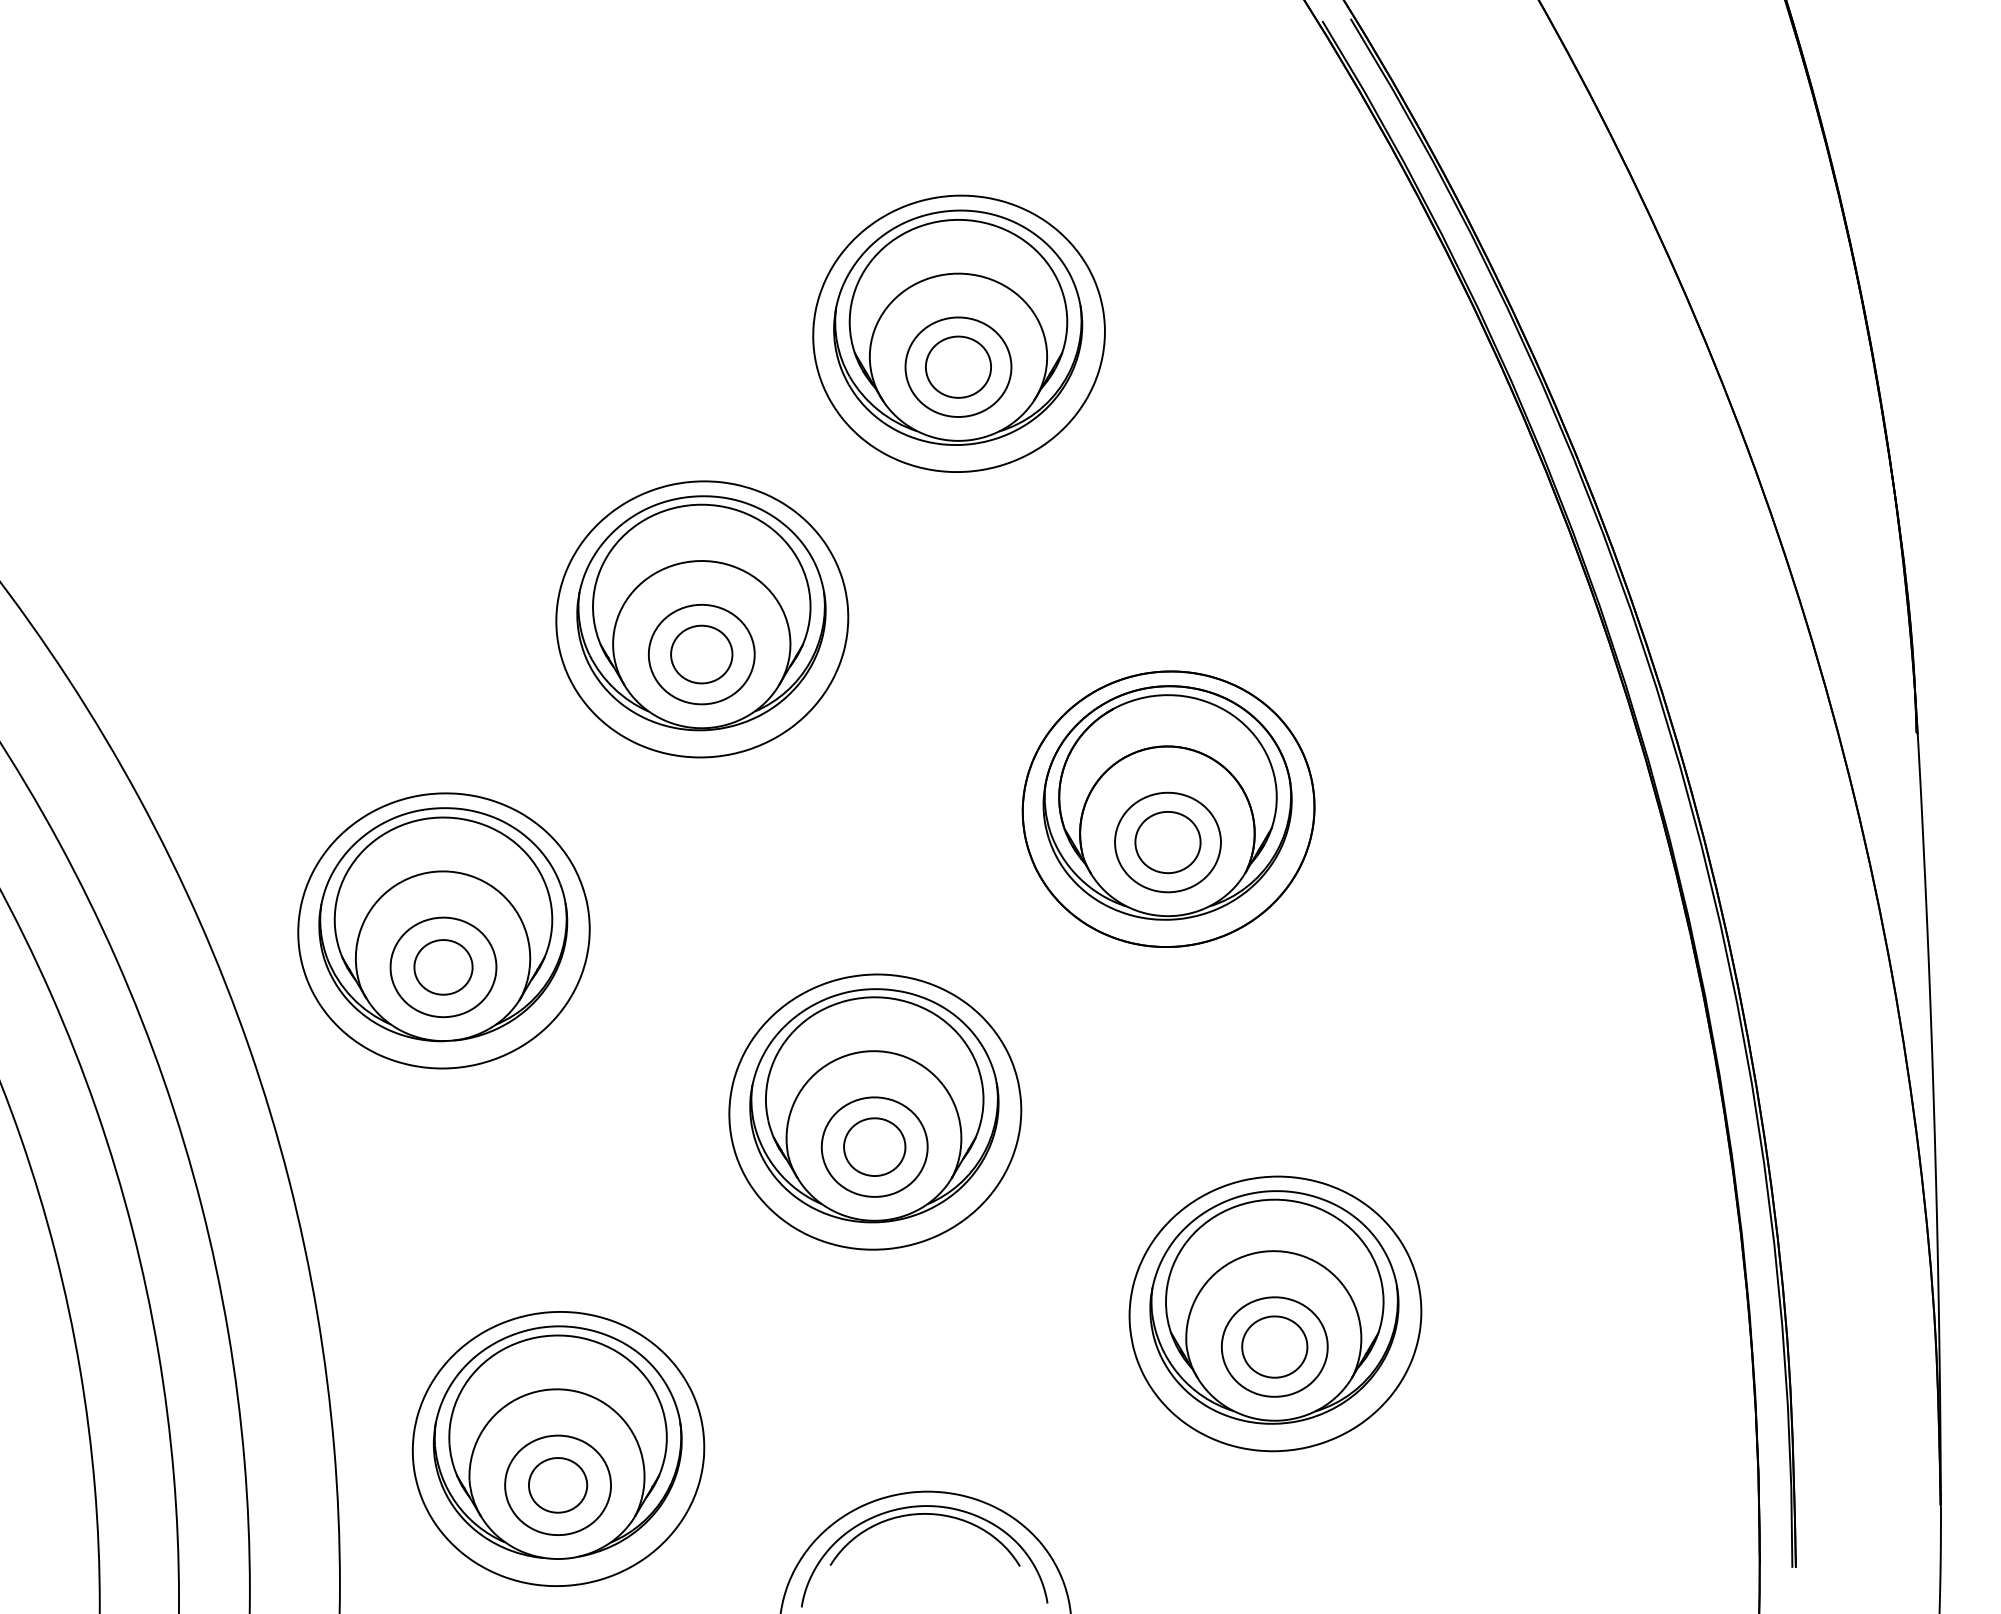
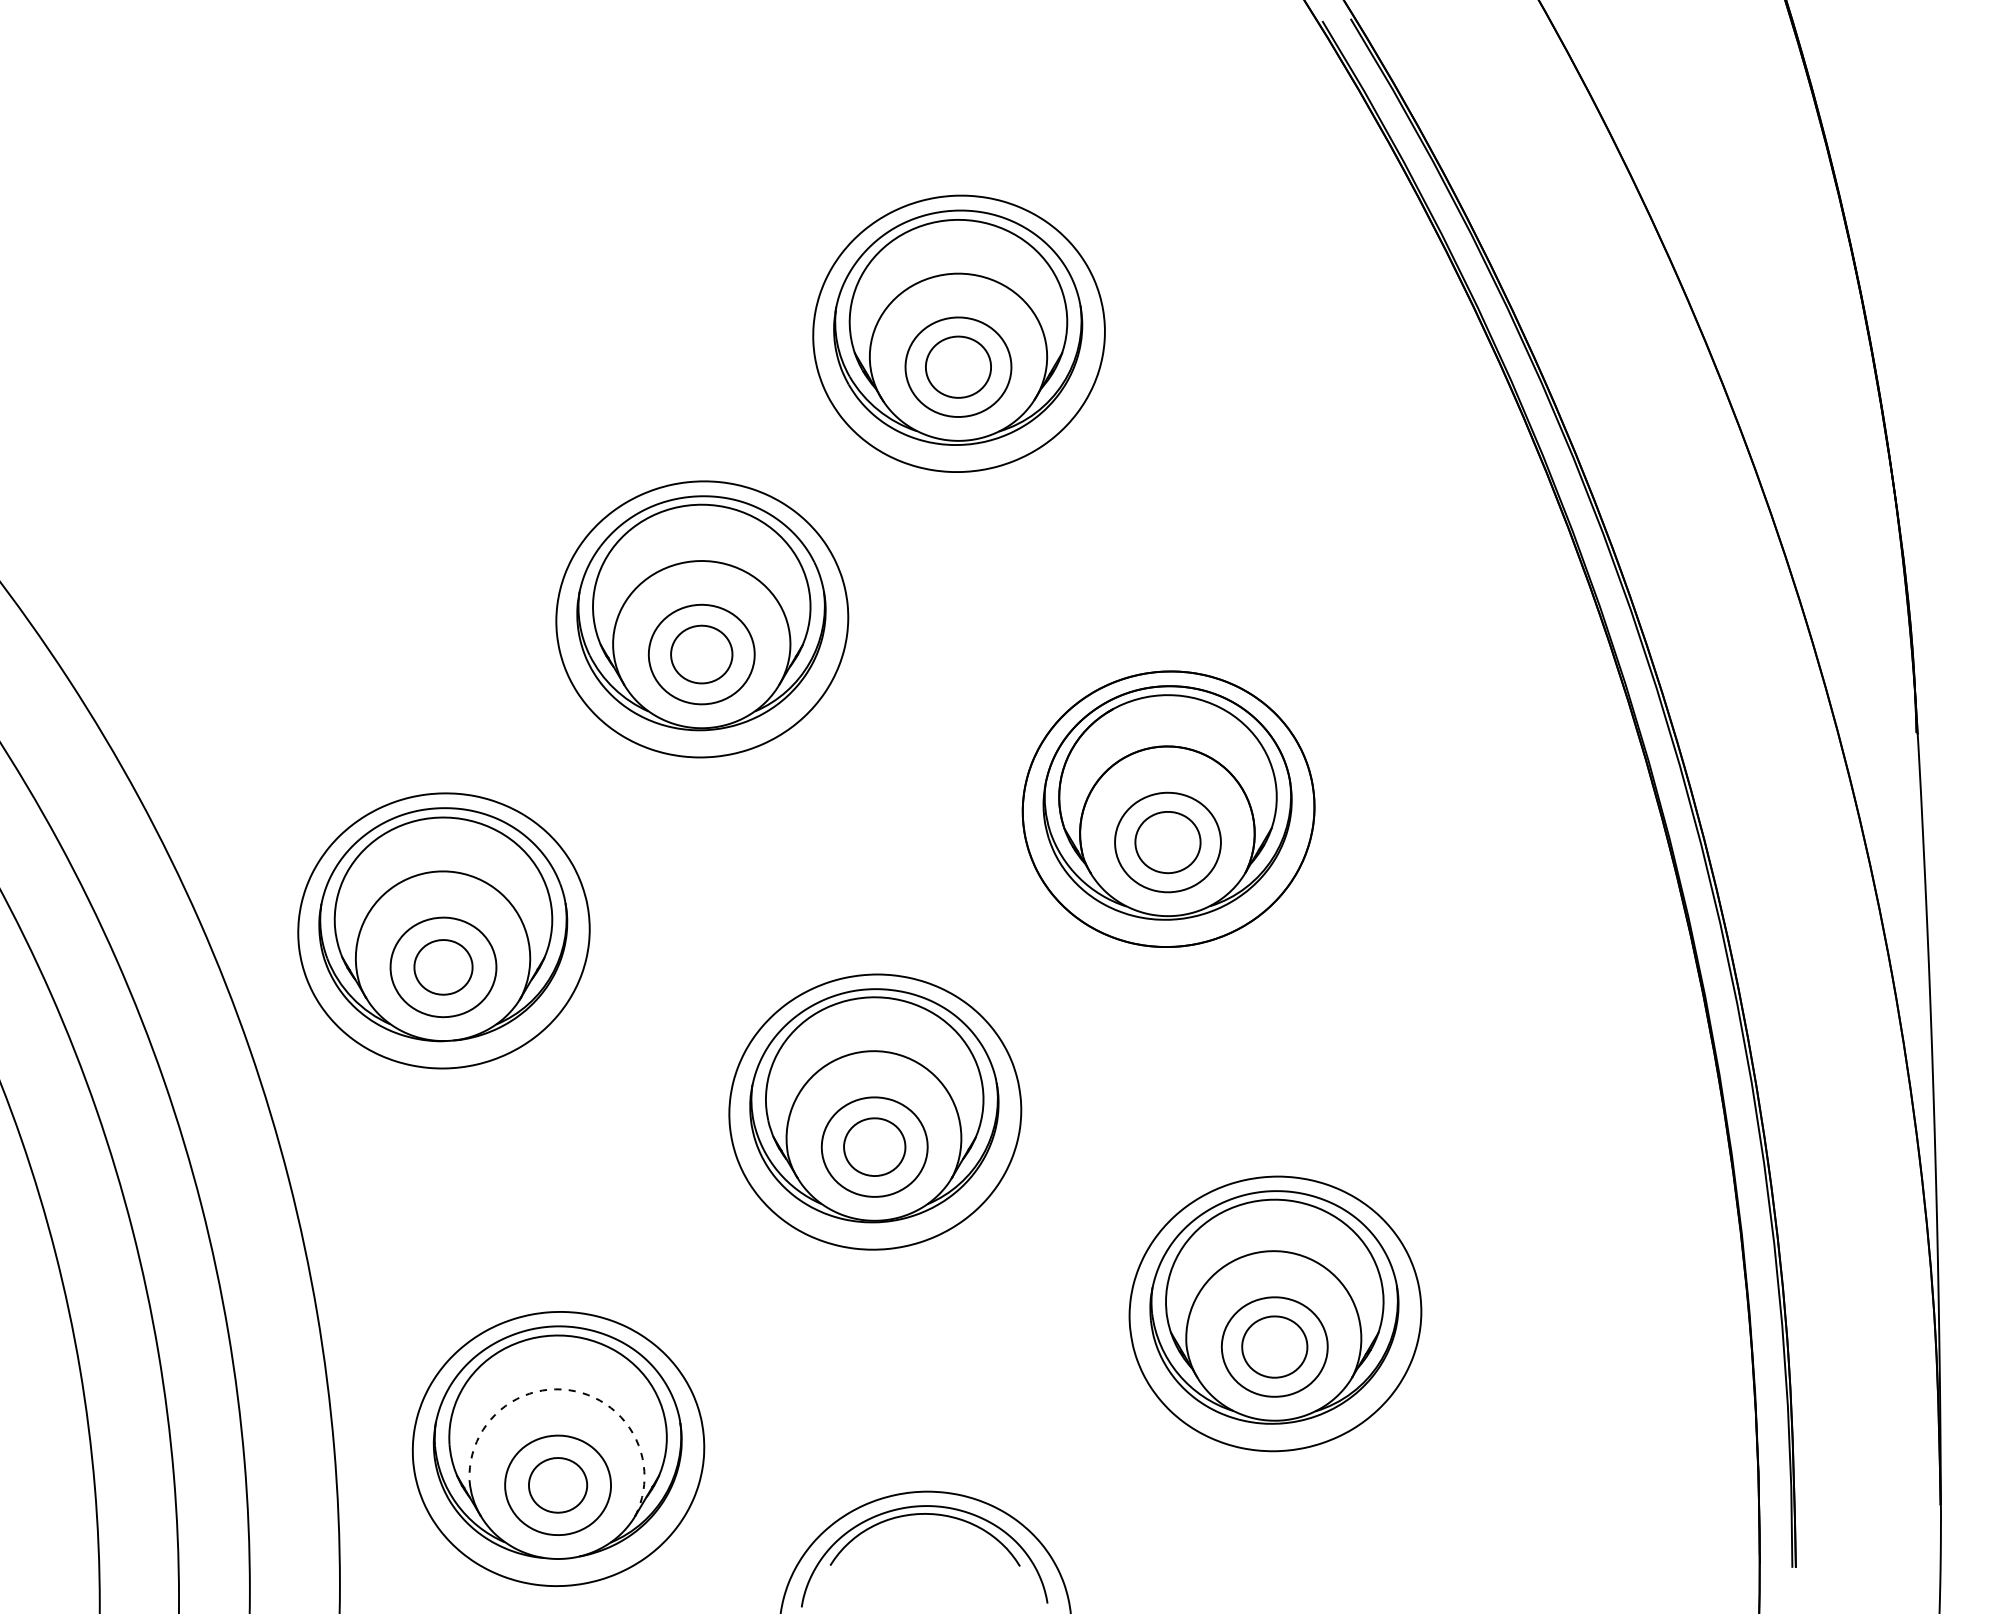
arc: solid -> dashed (575, 1391)
